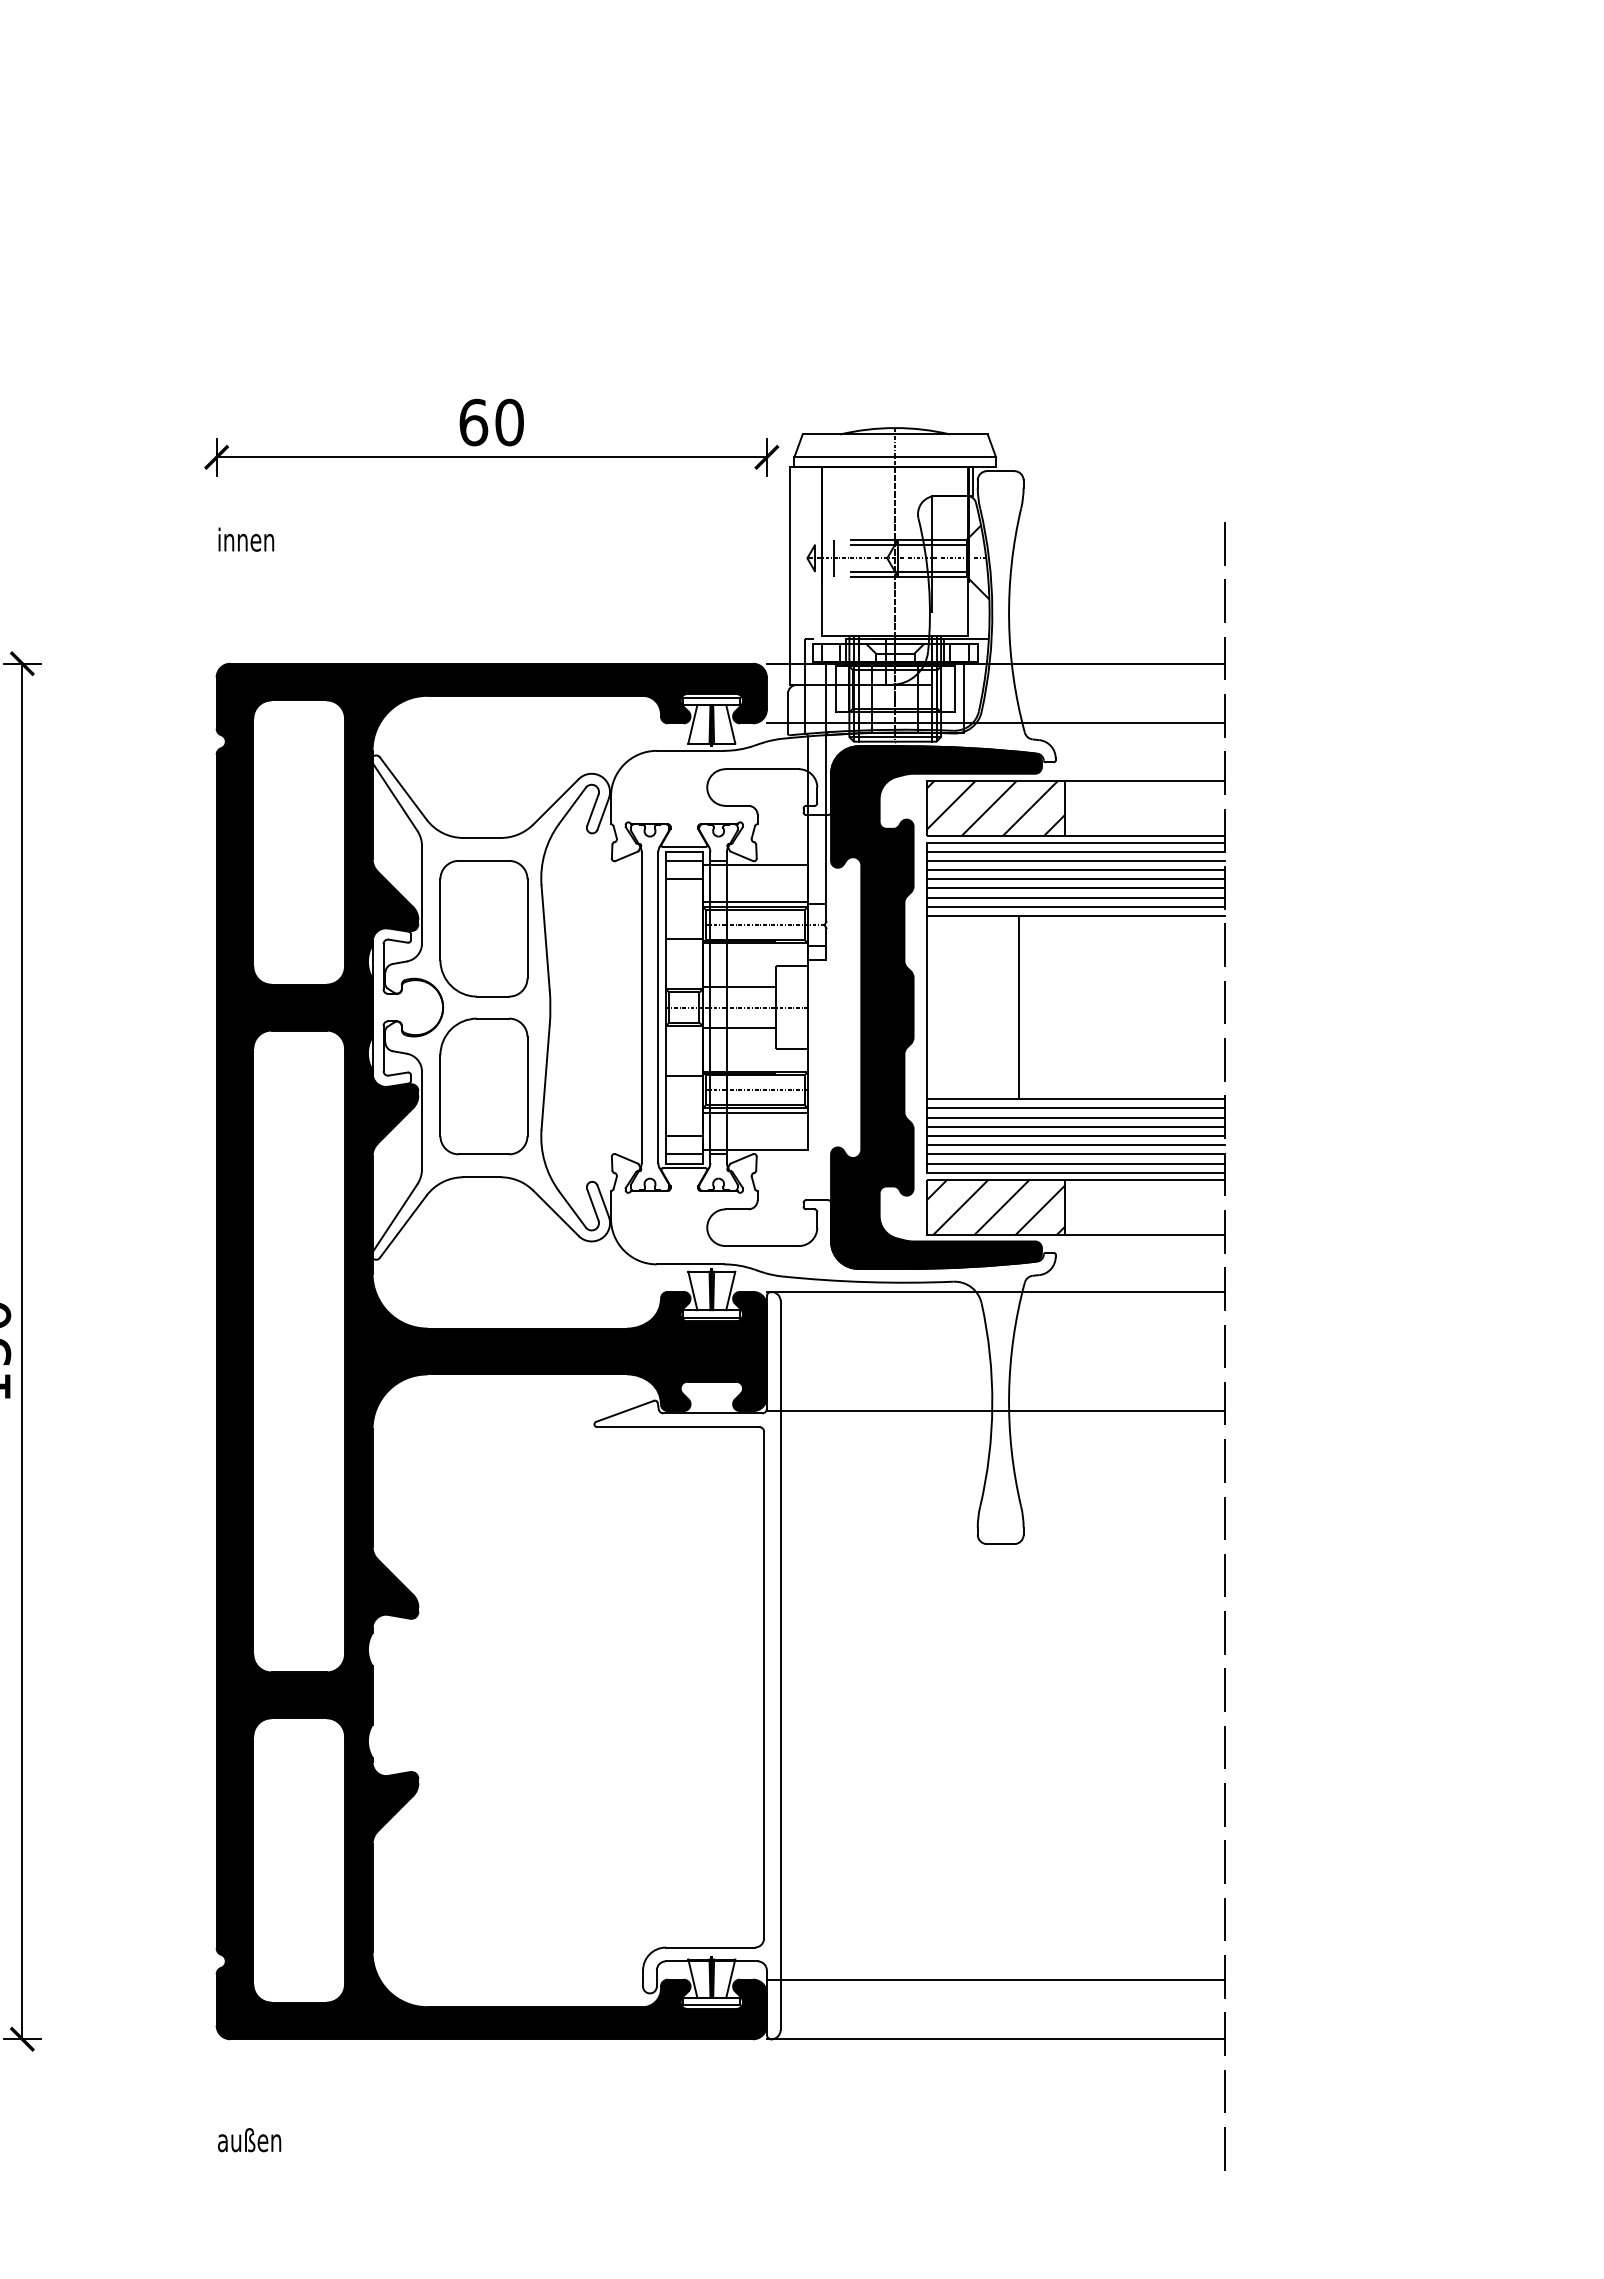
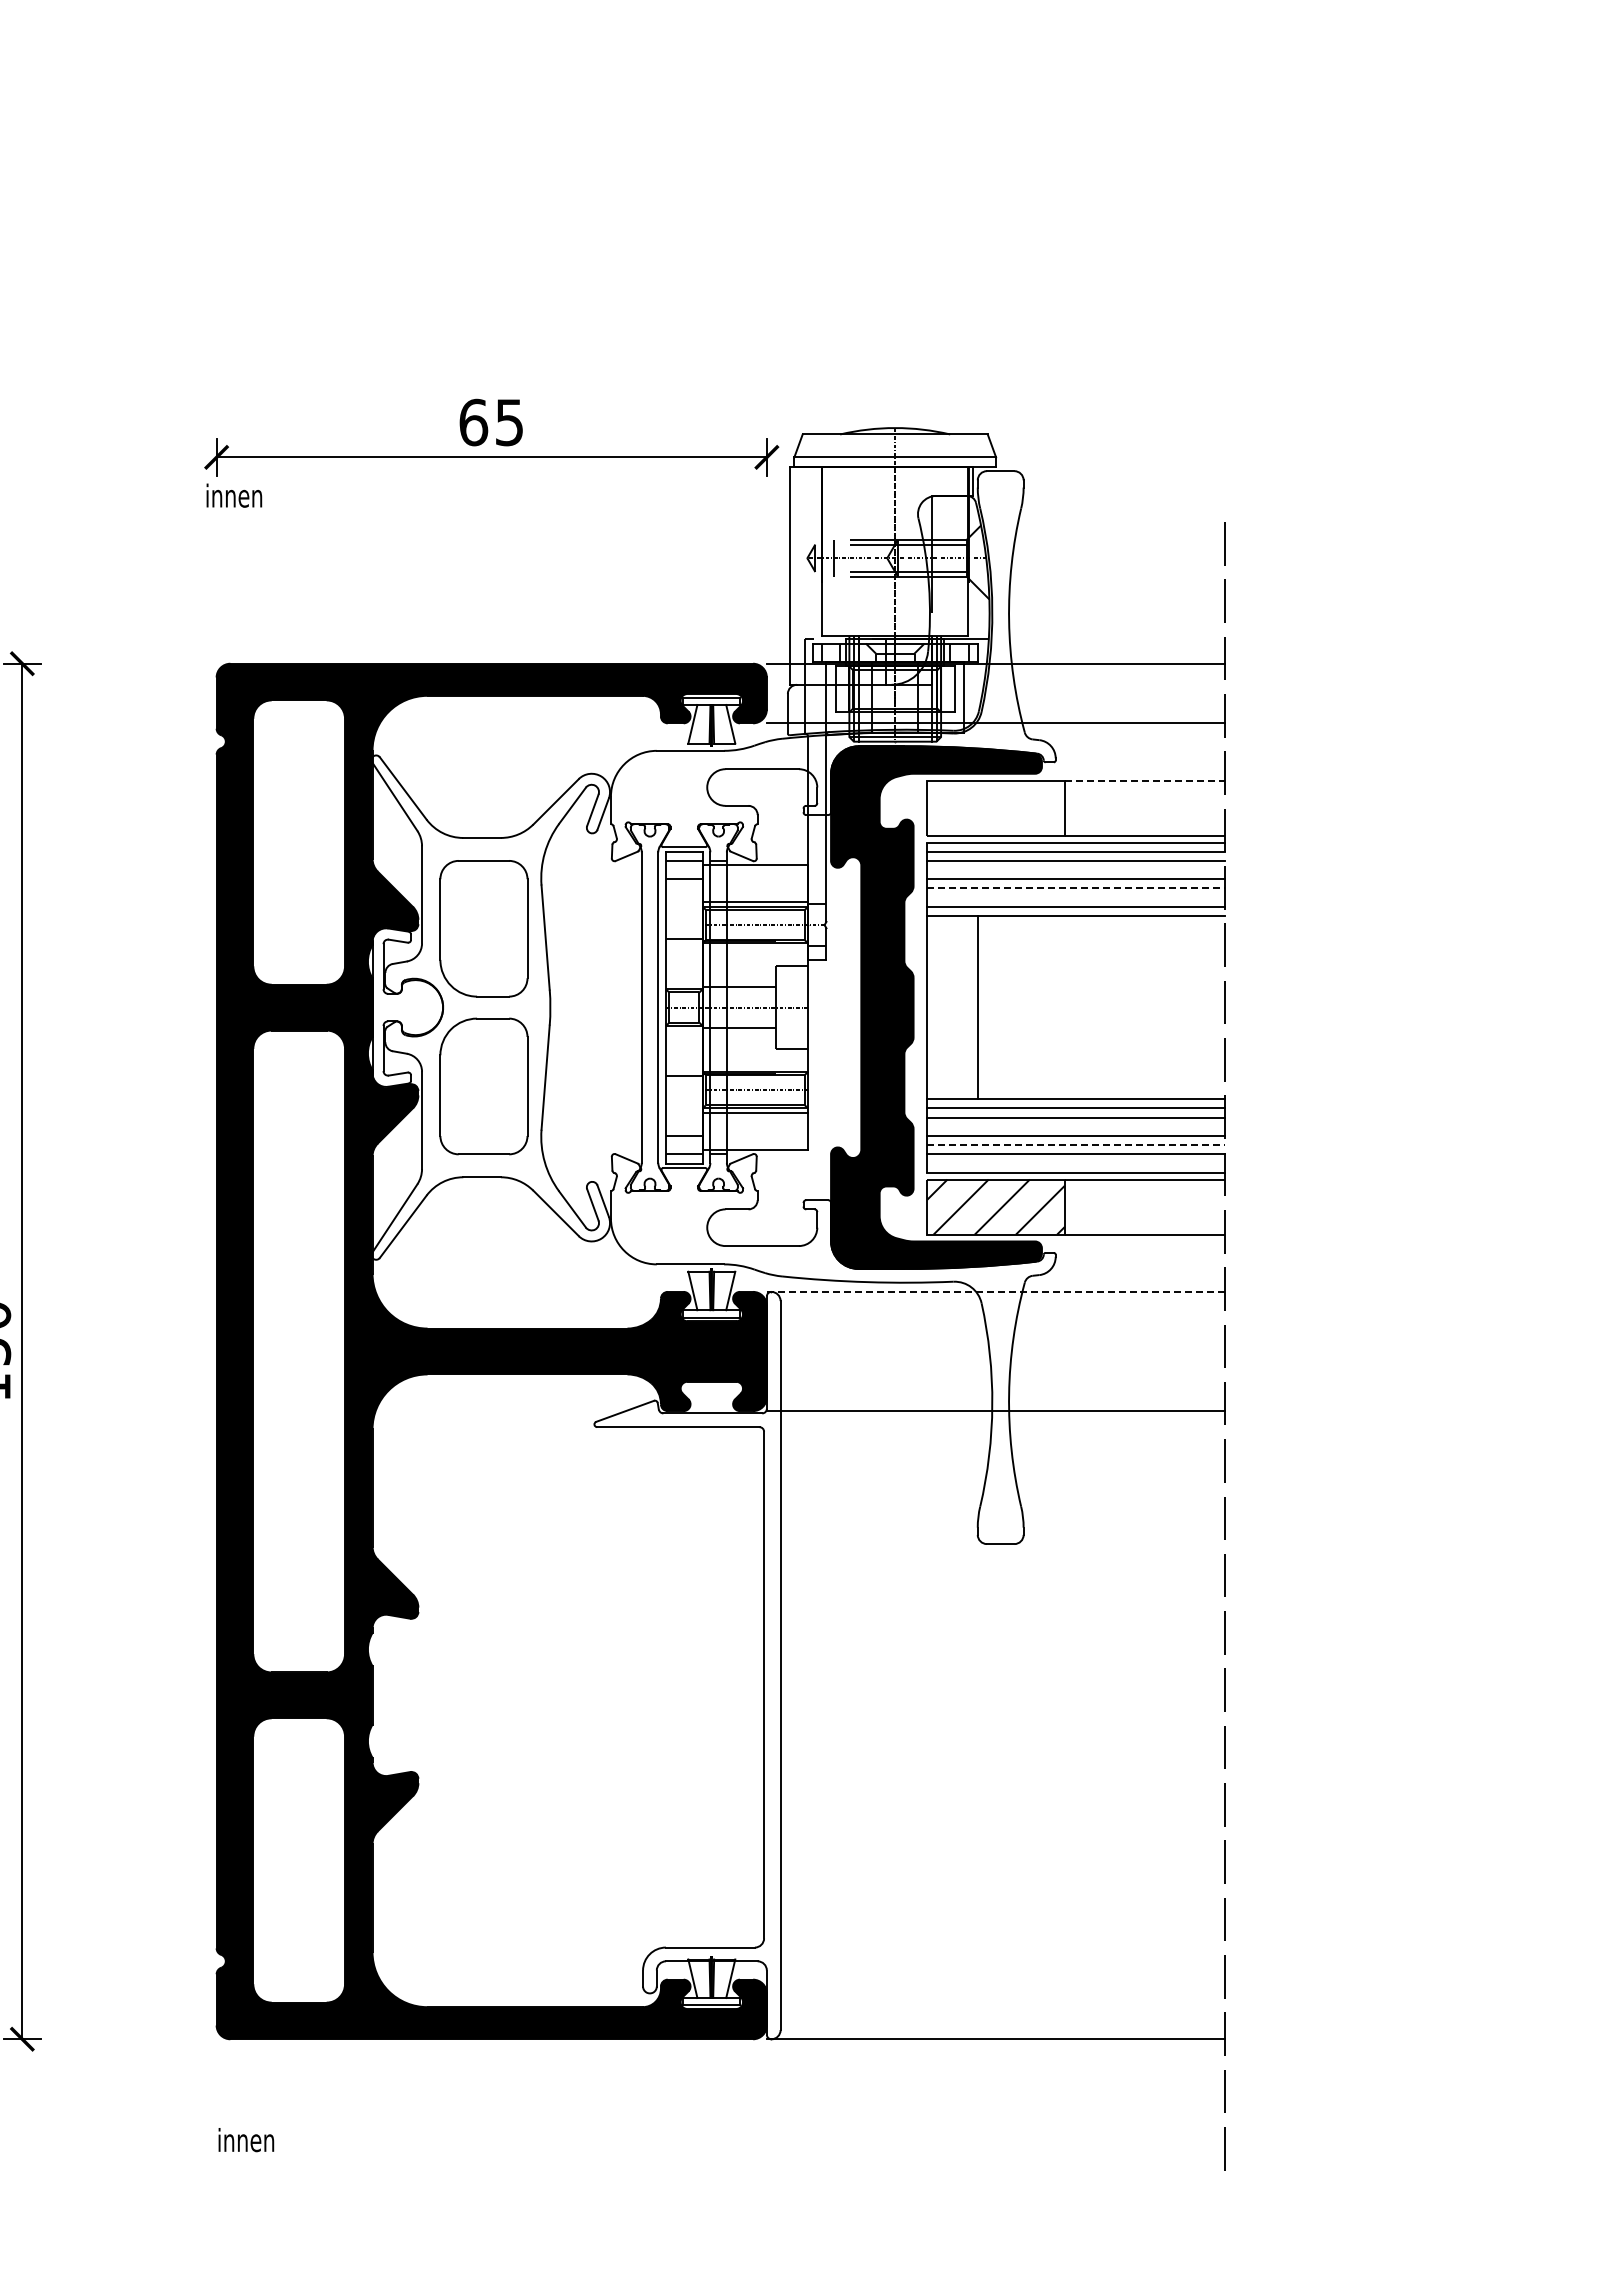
text: 60 -> 65 (509, 422)
text position: (246, 539) -> (234, 495) (234, 495)
line: solid -> dashed (1145, 780)
hatch: present -> none (995, 807)
line: present -> none (1076, 870)
line: solid -> dashed (1076, 888)
line: present -> none (1076, 897)
line position: (1019, 1007) -> (978, 1007) (978, 1007)
line: present -> none (1076, 1126)
line: solid -> dashed (1076, 1145)
line: present -> none (1076, 1163)
line: solid -> dashed (996, 1291)
line: present -> none (995, 1979)
text: außen -> innen (249, 2140)
